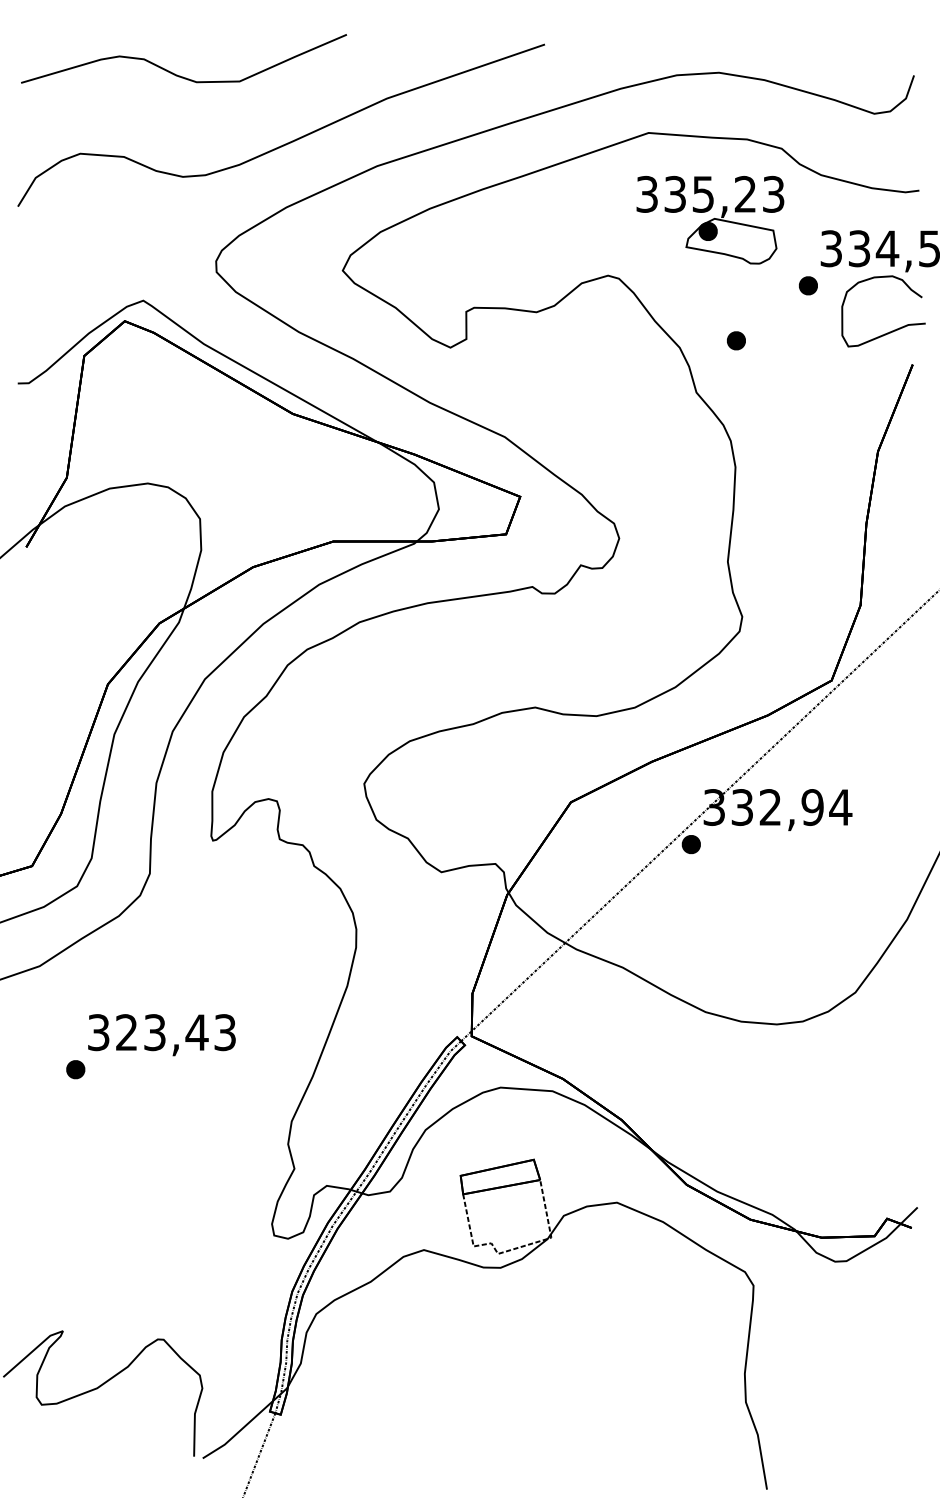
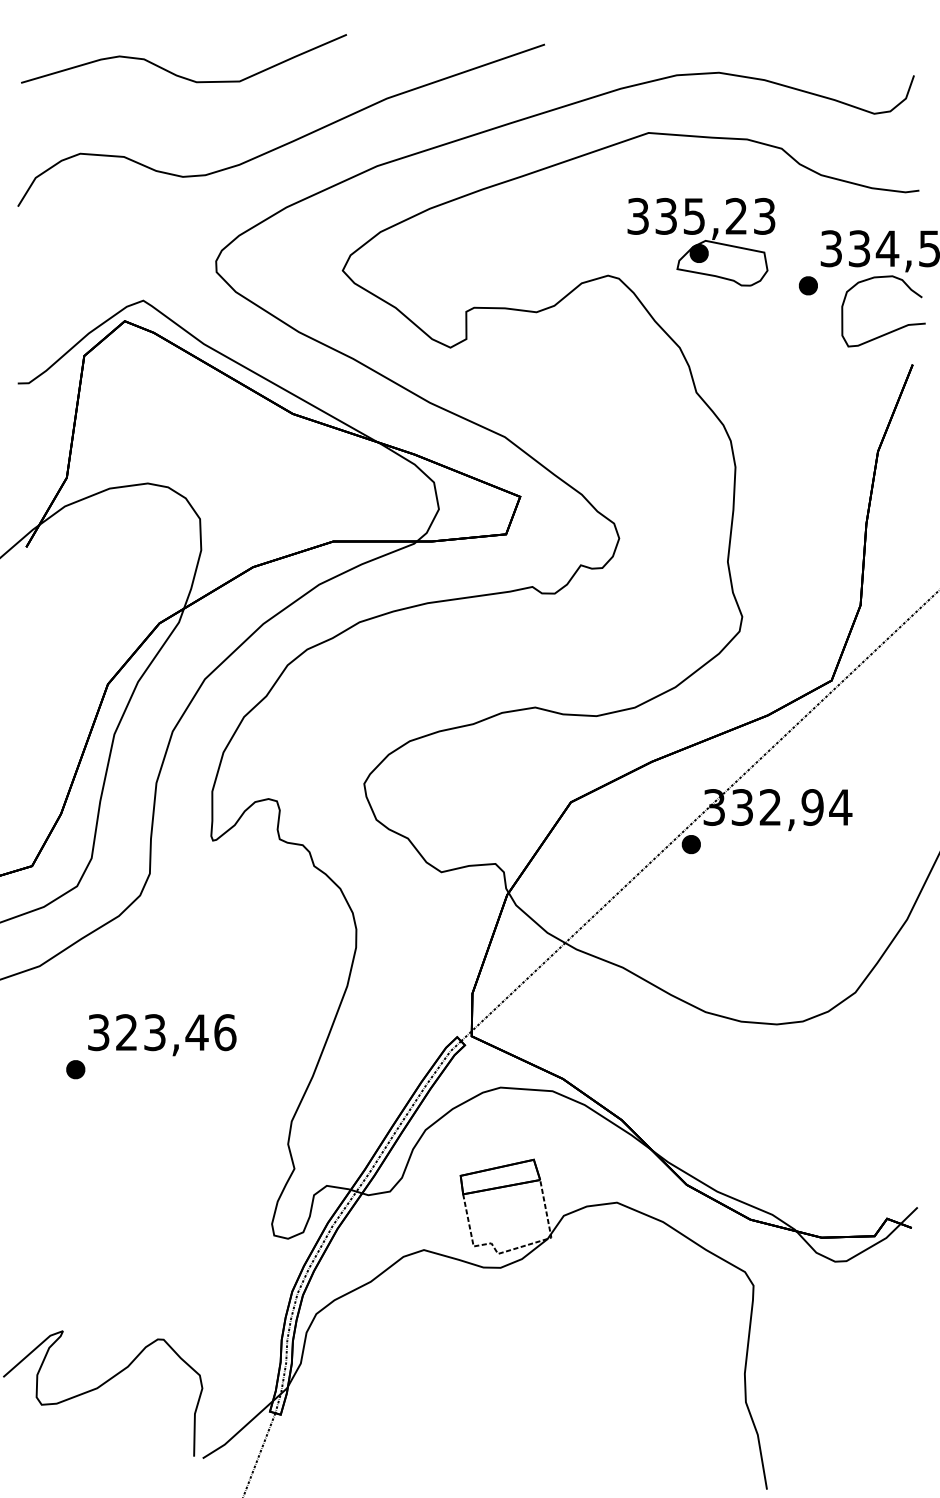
part position: (710, 220) -> (701, 242) (701, 242)
part: present -> none (736, 340)
text: 323,43 -> 323,46 (225, 1032)
